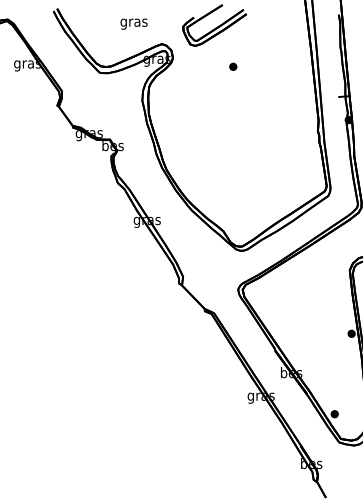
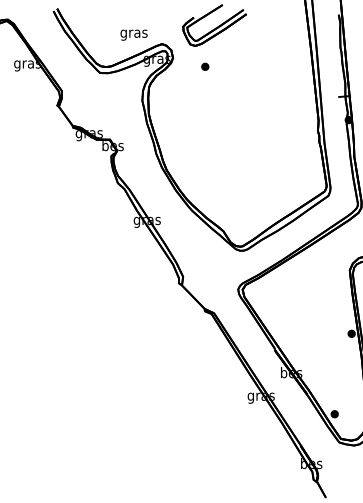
text position: (133, 23) -> (133, 34) (133, 34)
part position: (233, 66) -> (205, 66) (205, 66)
